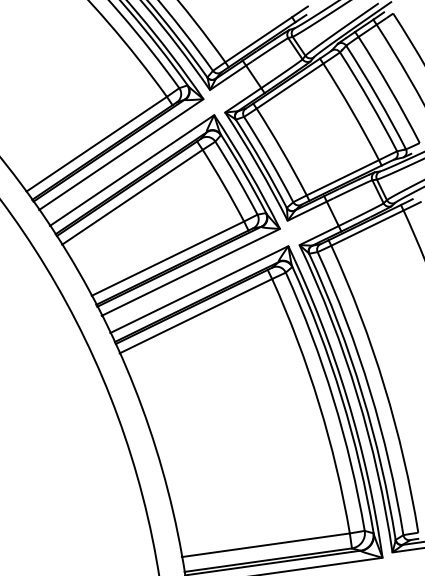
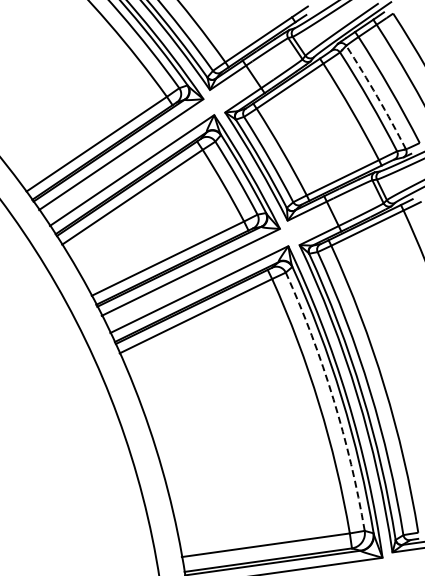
arc: solid -> dashed (377, 96)
arc: solid -> dashed (333, 399)
